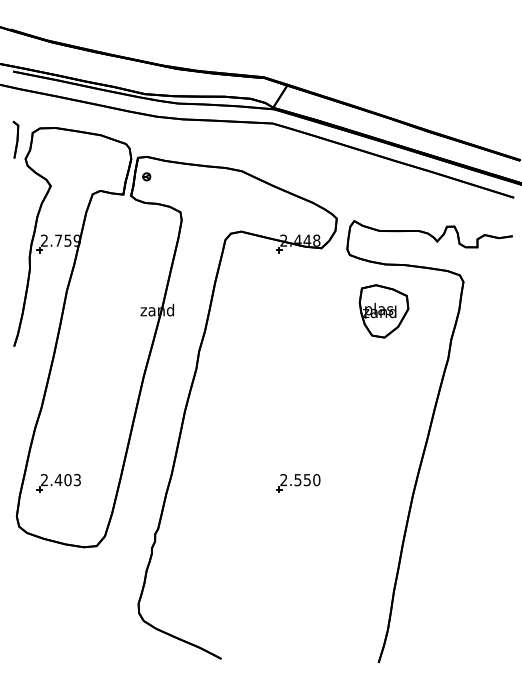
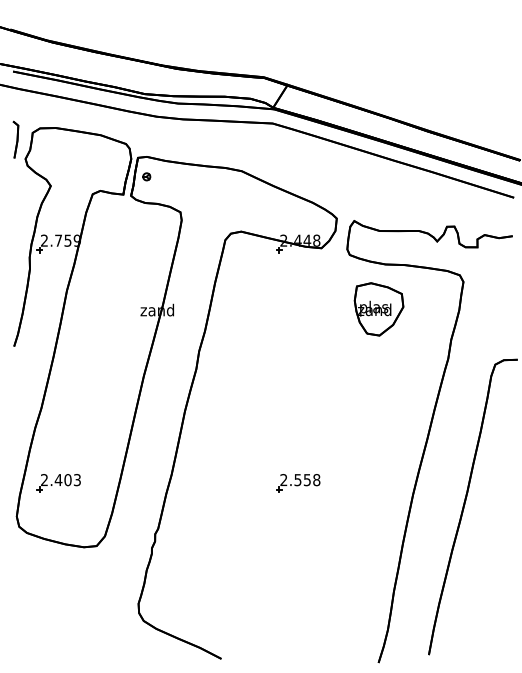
part position: (383, 311) -> (378, 309) (378, 309)
text: 2.550 -> 2.558 (316, 479)
part: none -> present (465, 504)
